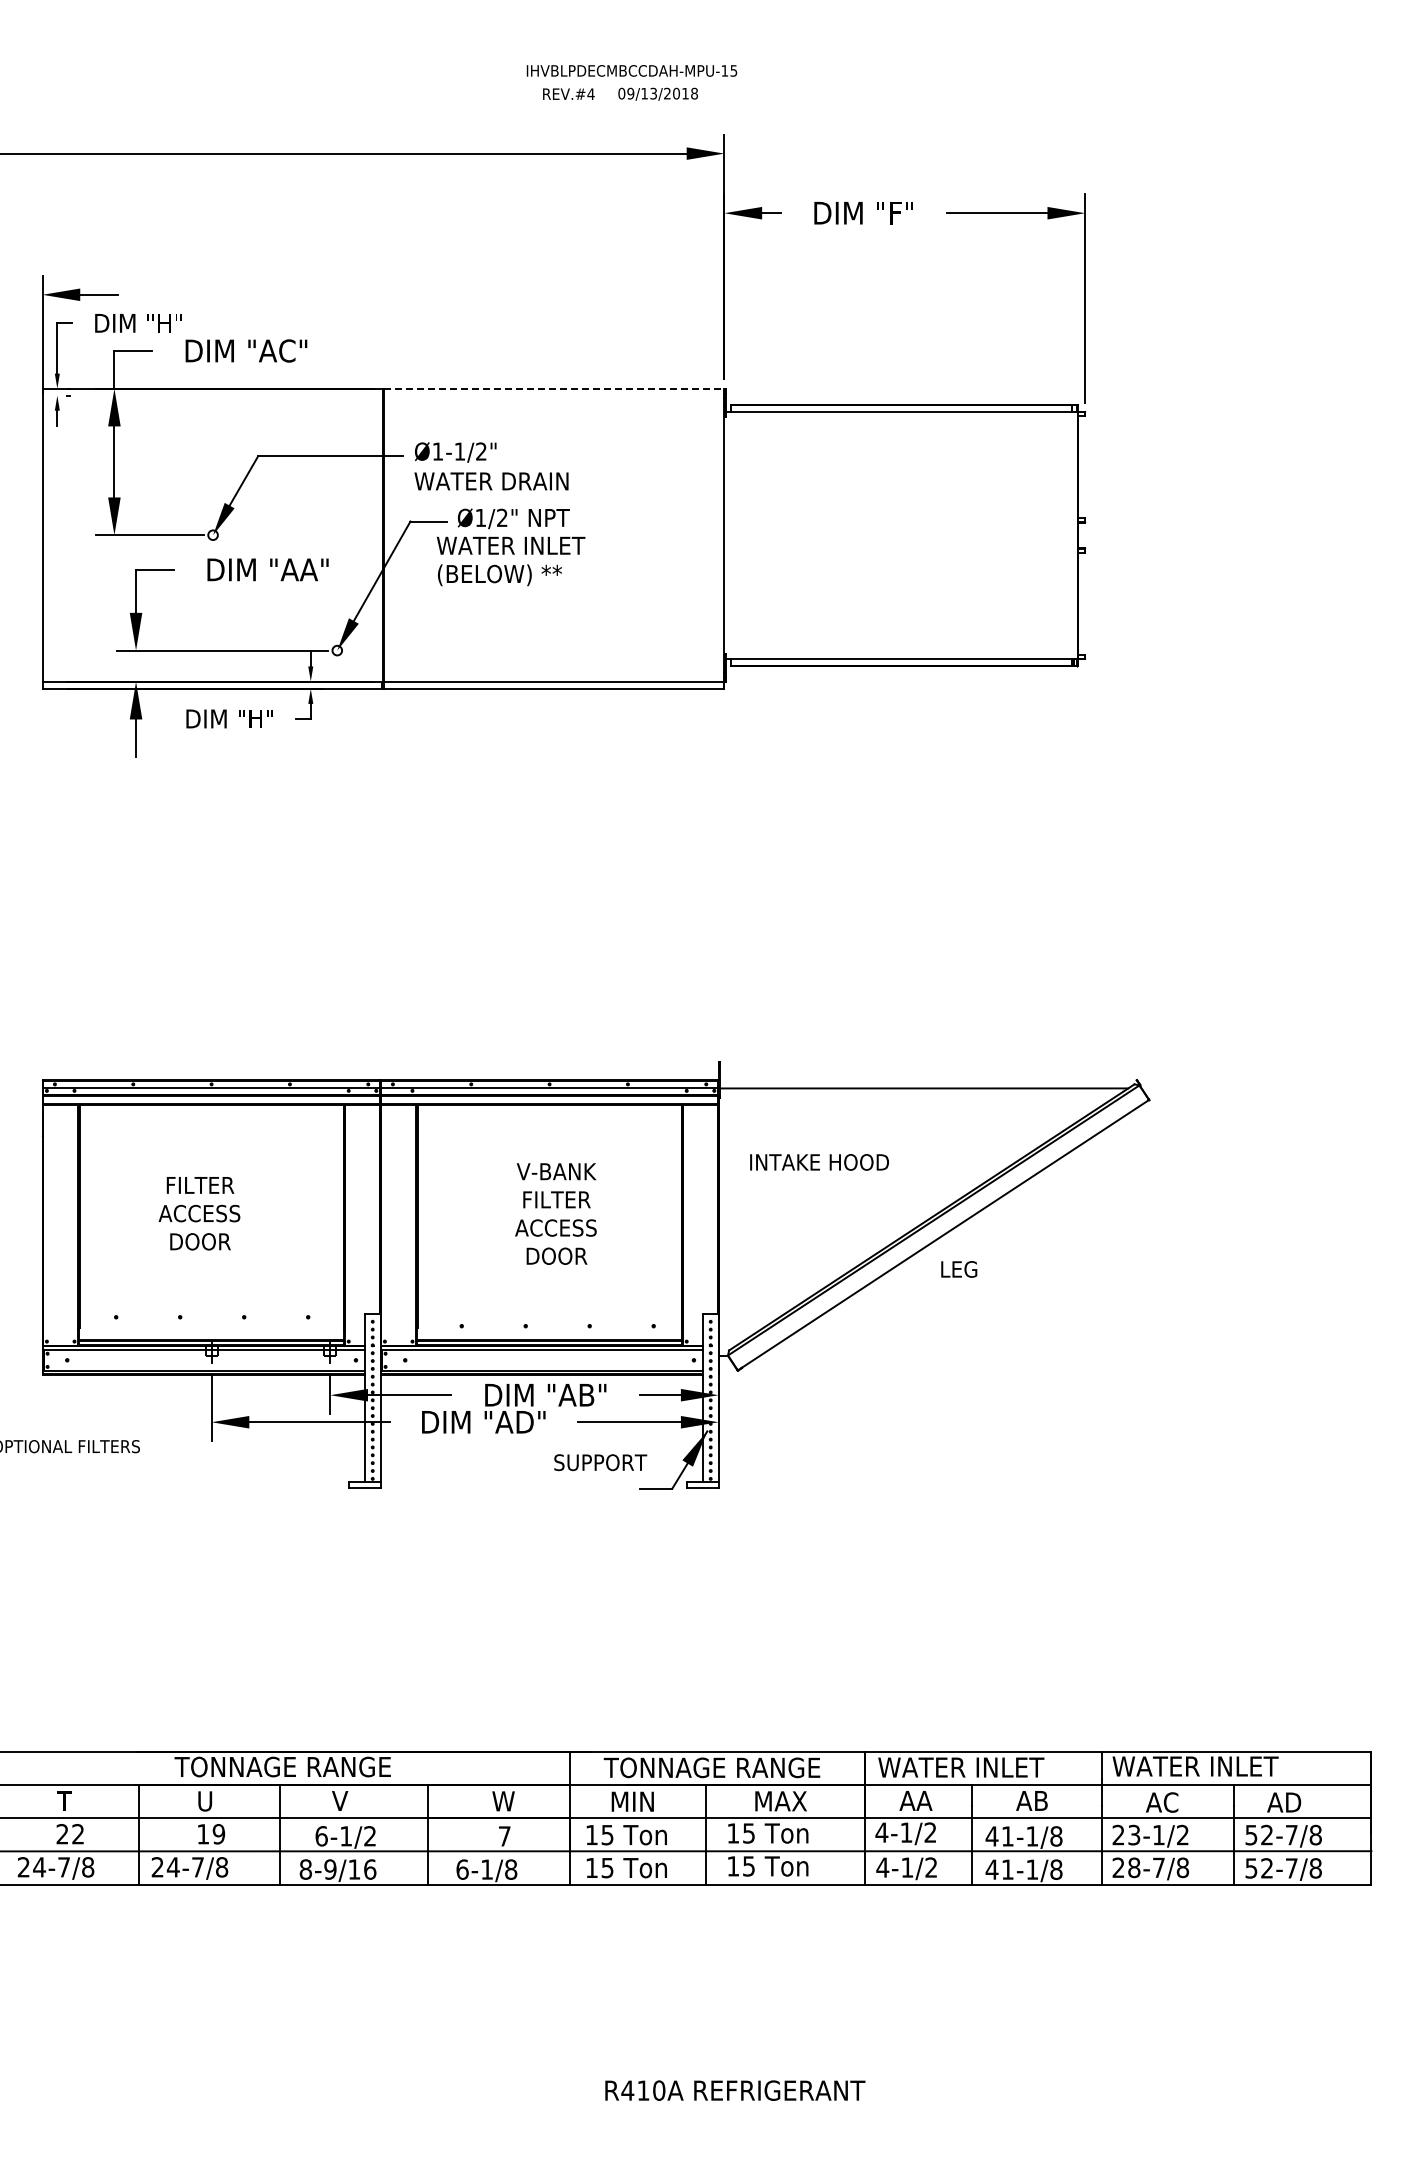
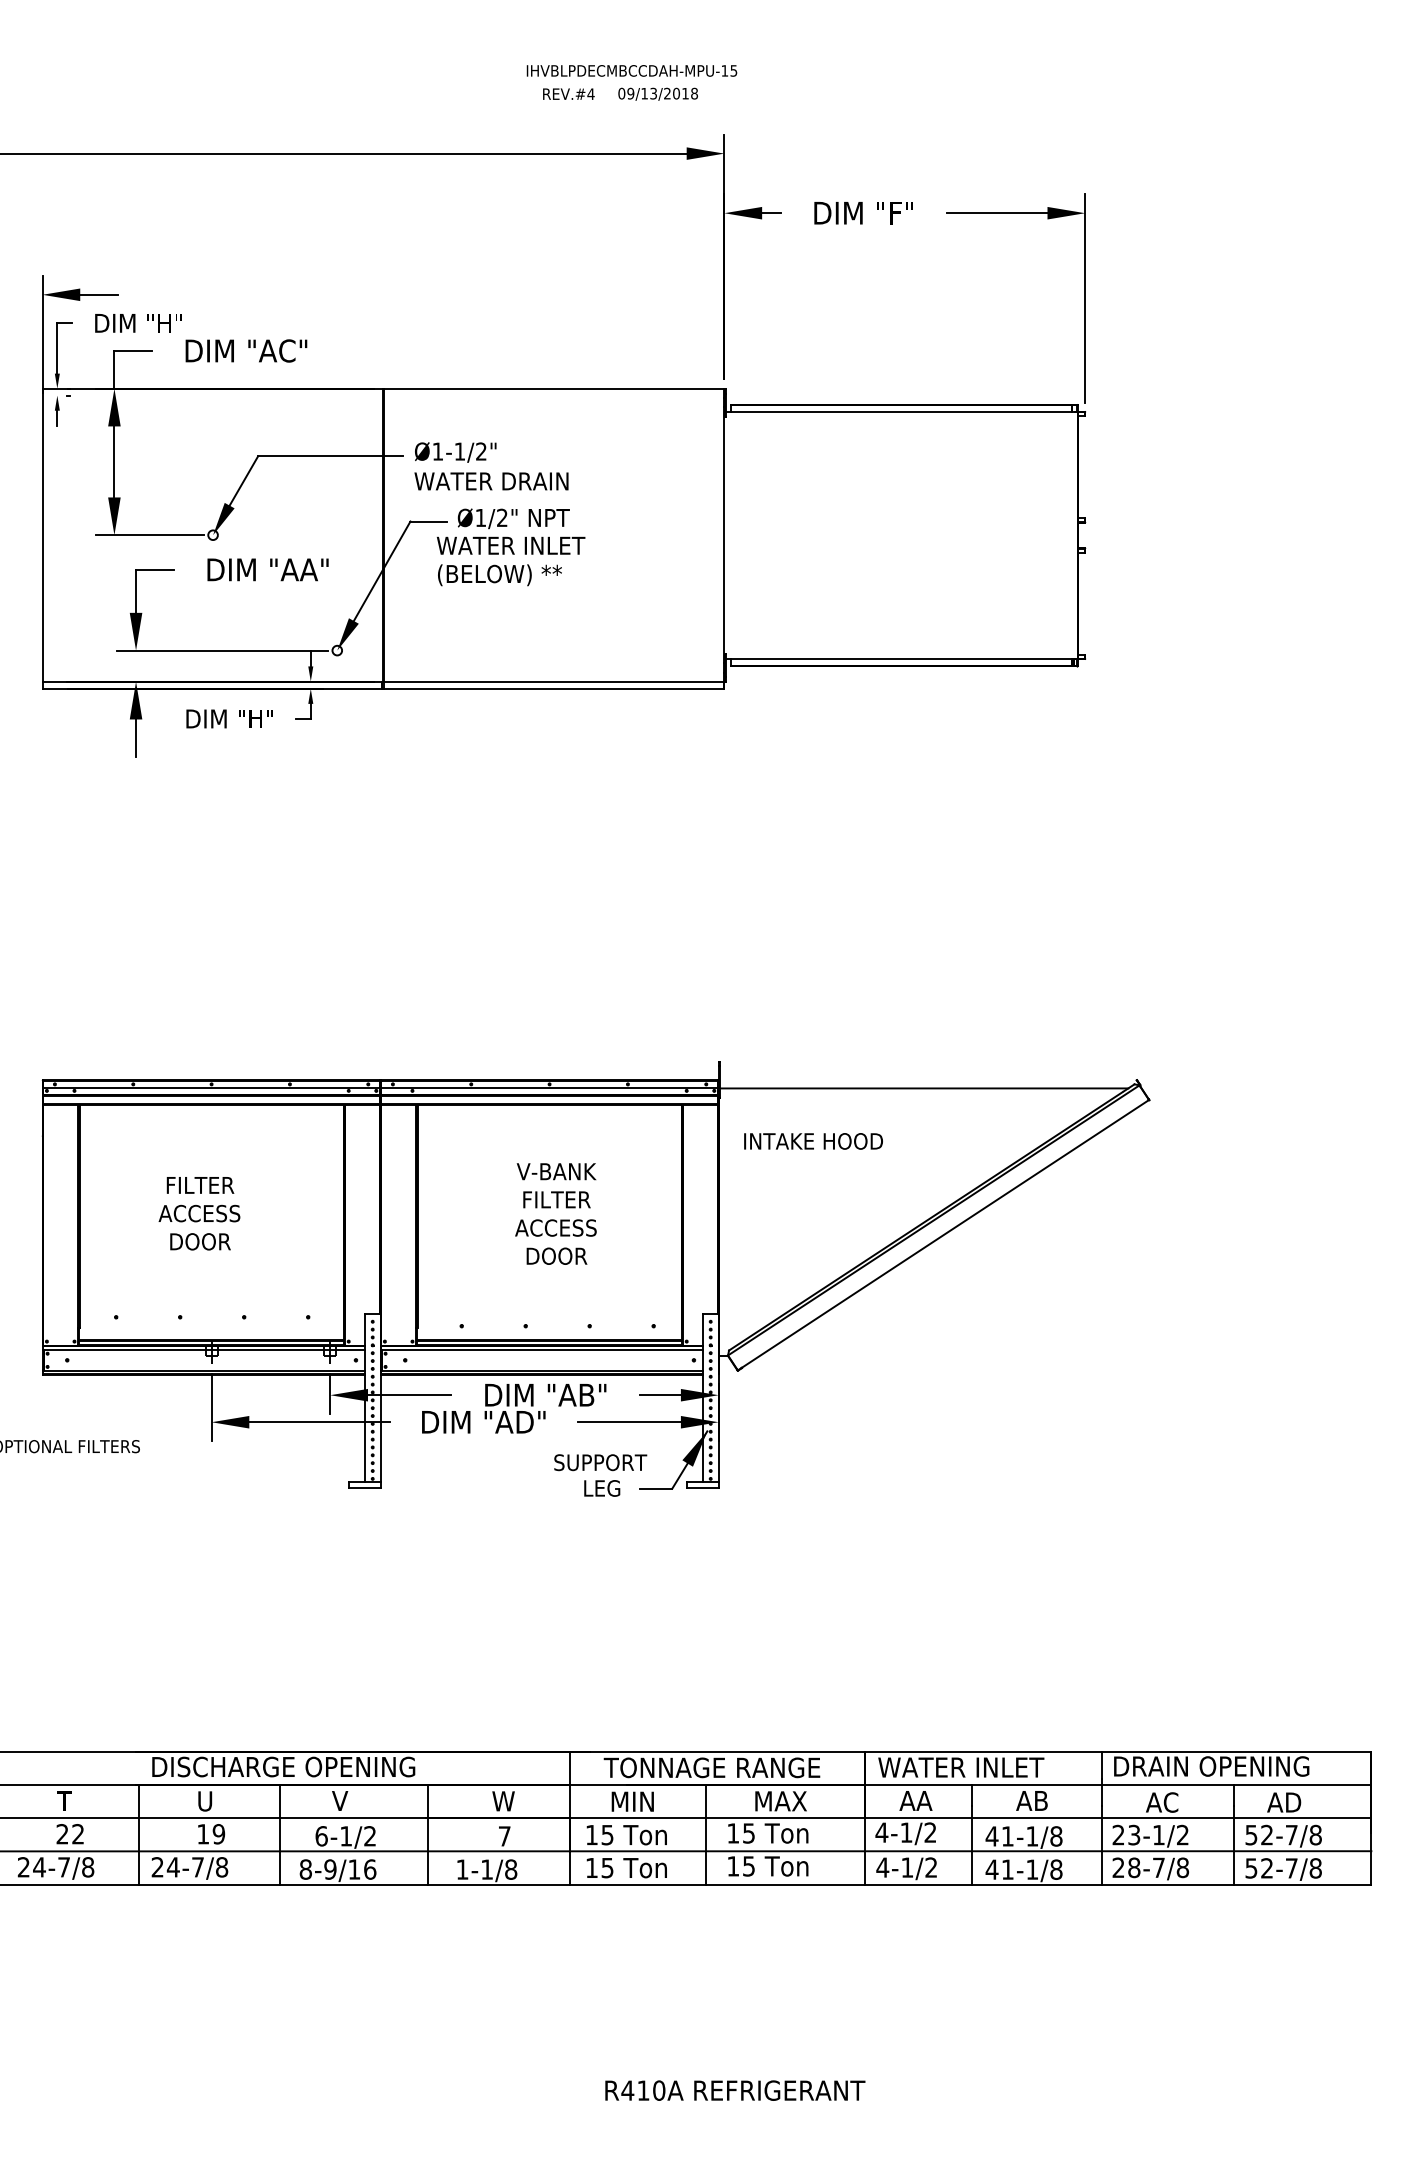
line: dashed -> solid (554, 388)
text position: (819, 1162) -> (813, 1141) (813, 1141)
text position: (959, 1269) -> (602, 1488) (602, 1488)
text: TONNAGE RANGE -> DISCHARGE OPENING (283, 1766)
text: WATER INLET -> DRAIN OPENING (1210, 1766)
text: 6-1/8 -> 1-1/8 (462, 1869)
